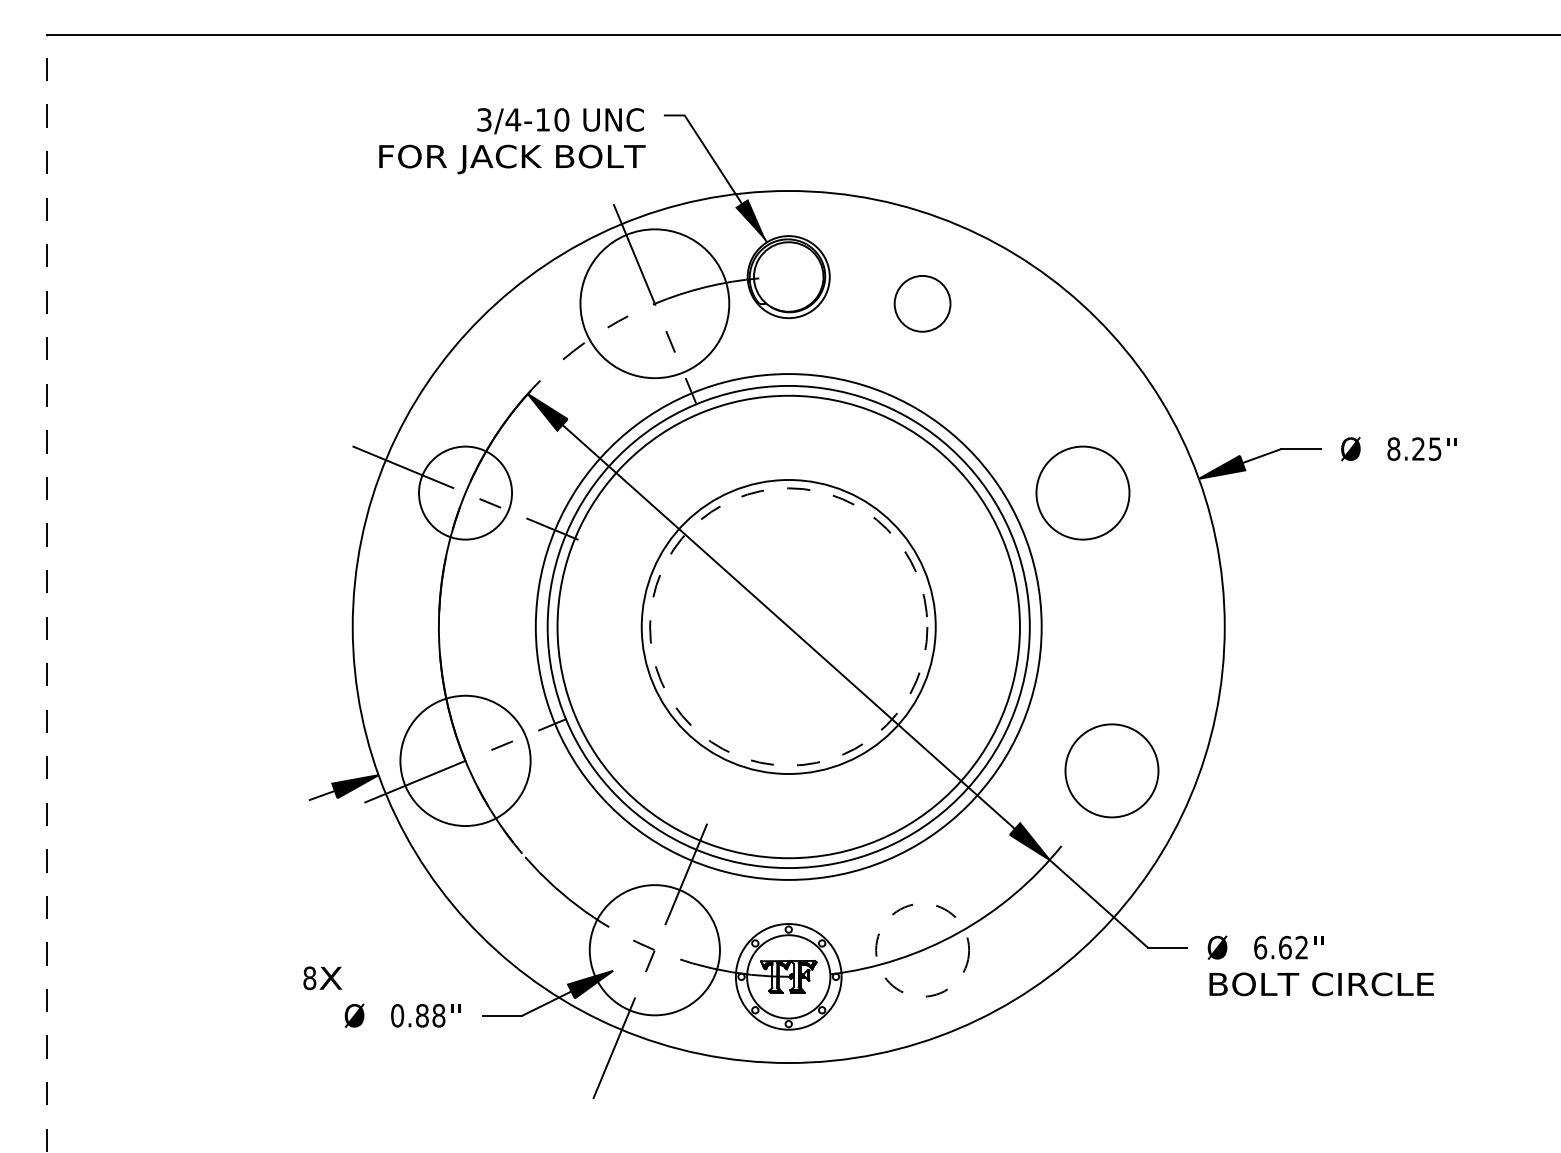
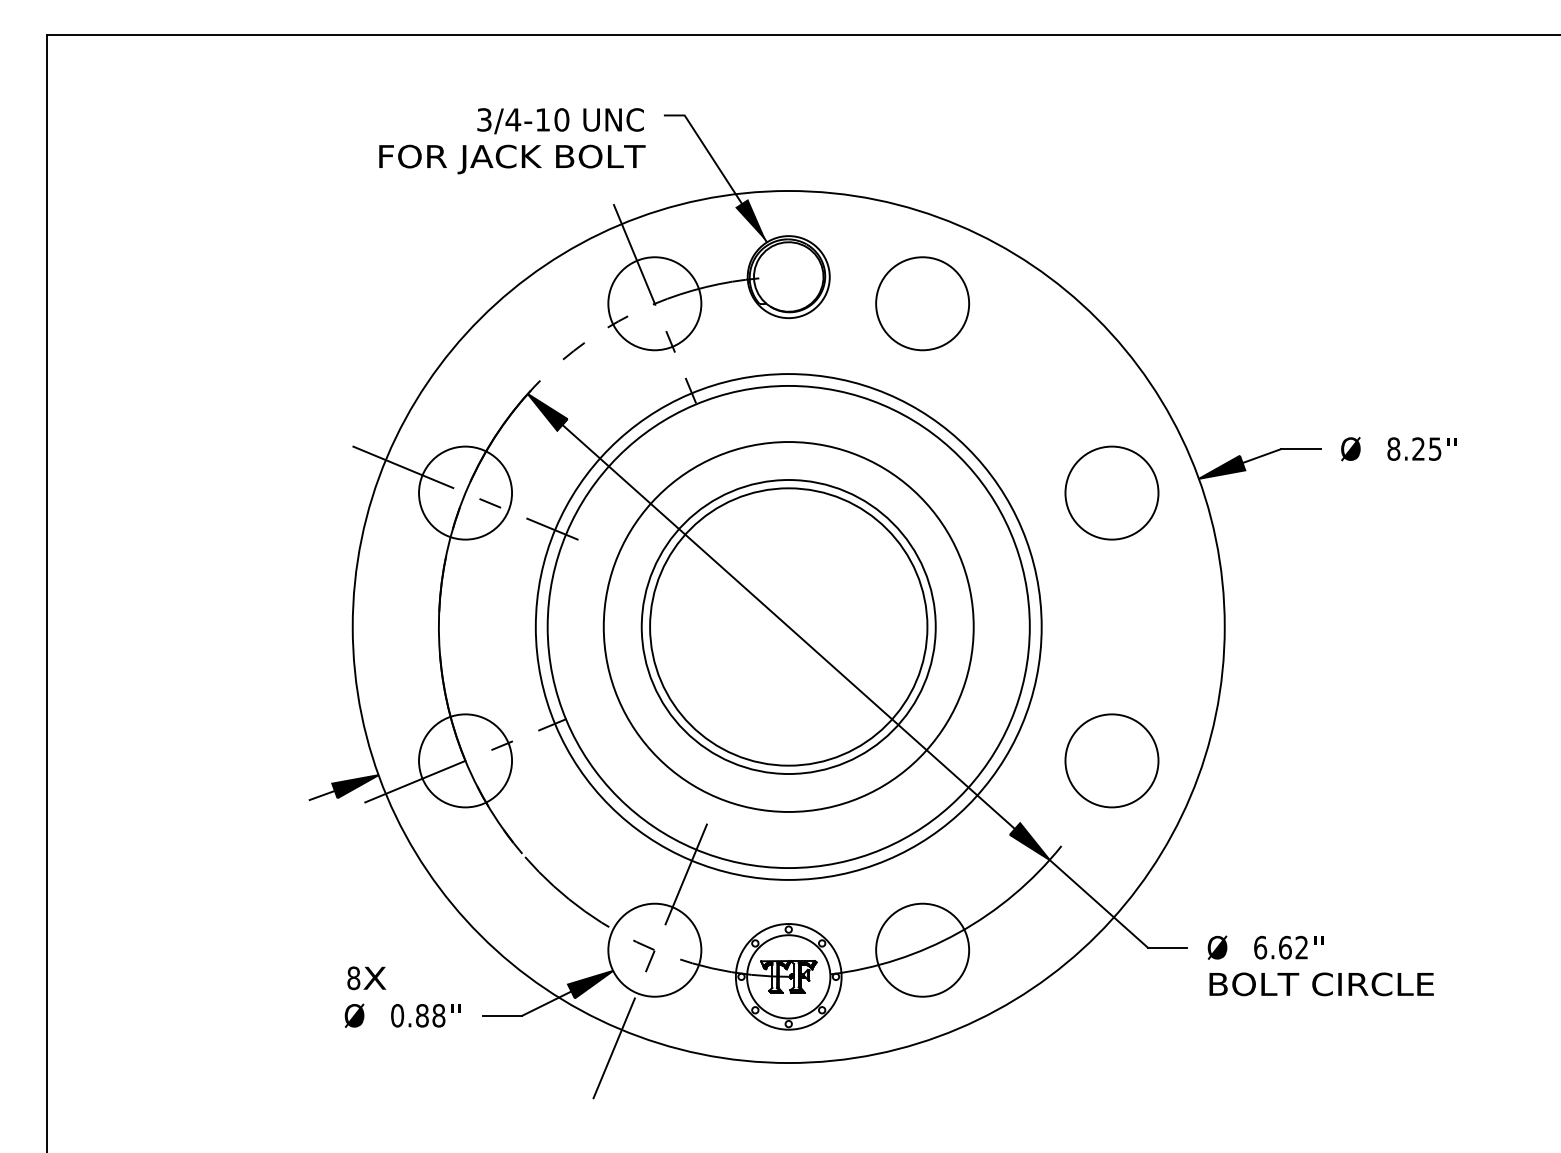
circle diameter: 149 px -> 93 px (654, 303)
circle size: 59x58 px -> 95x96 px (922, 303)
circle position: (1082, 492) -> (1111, 492) (1111, 492)
line: dashed -> solid (46, 593)
circle diameter: 462 px -> 370 px (788, 626)
circle: dashed -> solid (788, 626)
circle diameter: 130 px -> 93 px (465, 760)
circle position: (1111, 770) -> (1111, 760) (1111, 760)
circle: dashed -> solid (922, 949)
circle diameter: 130 px -> 93 px (654, 949)
text position: (322, 978) -> (366, 978) (366, 978)
